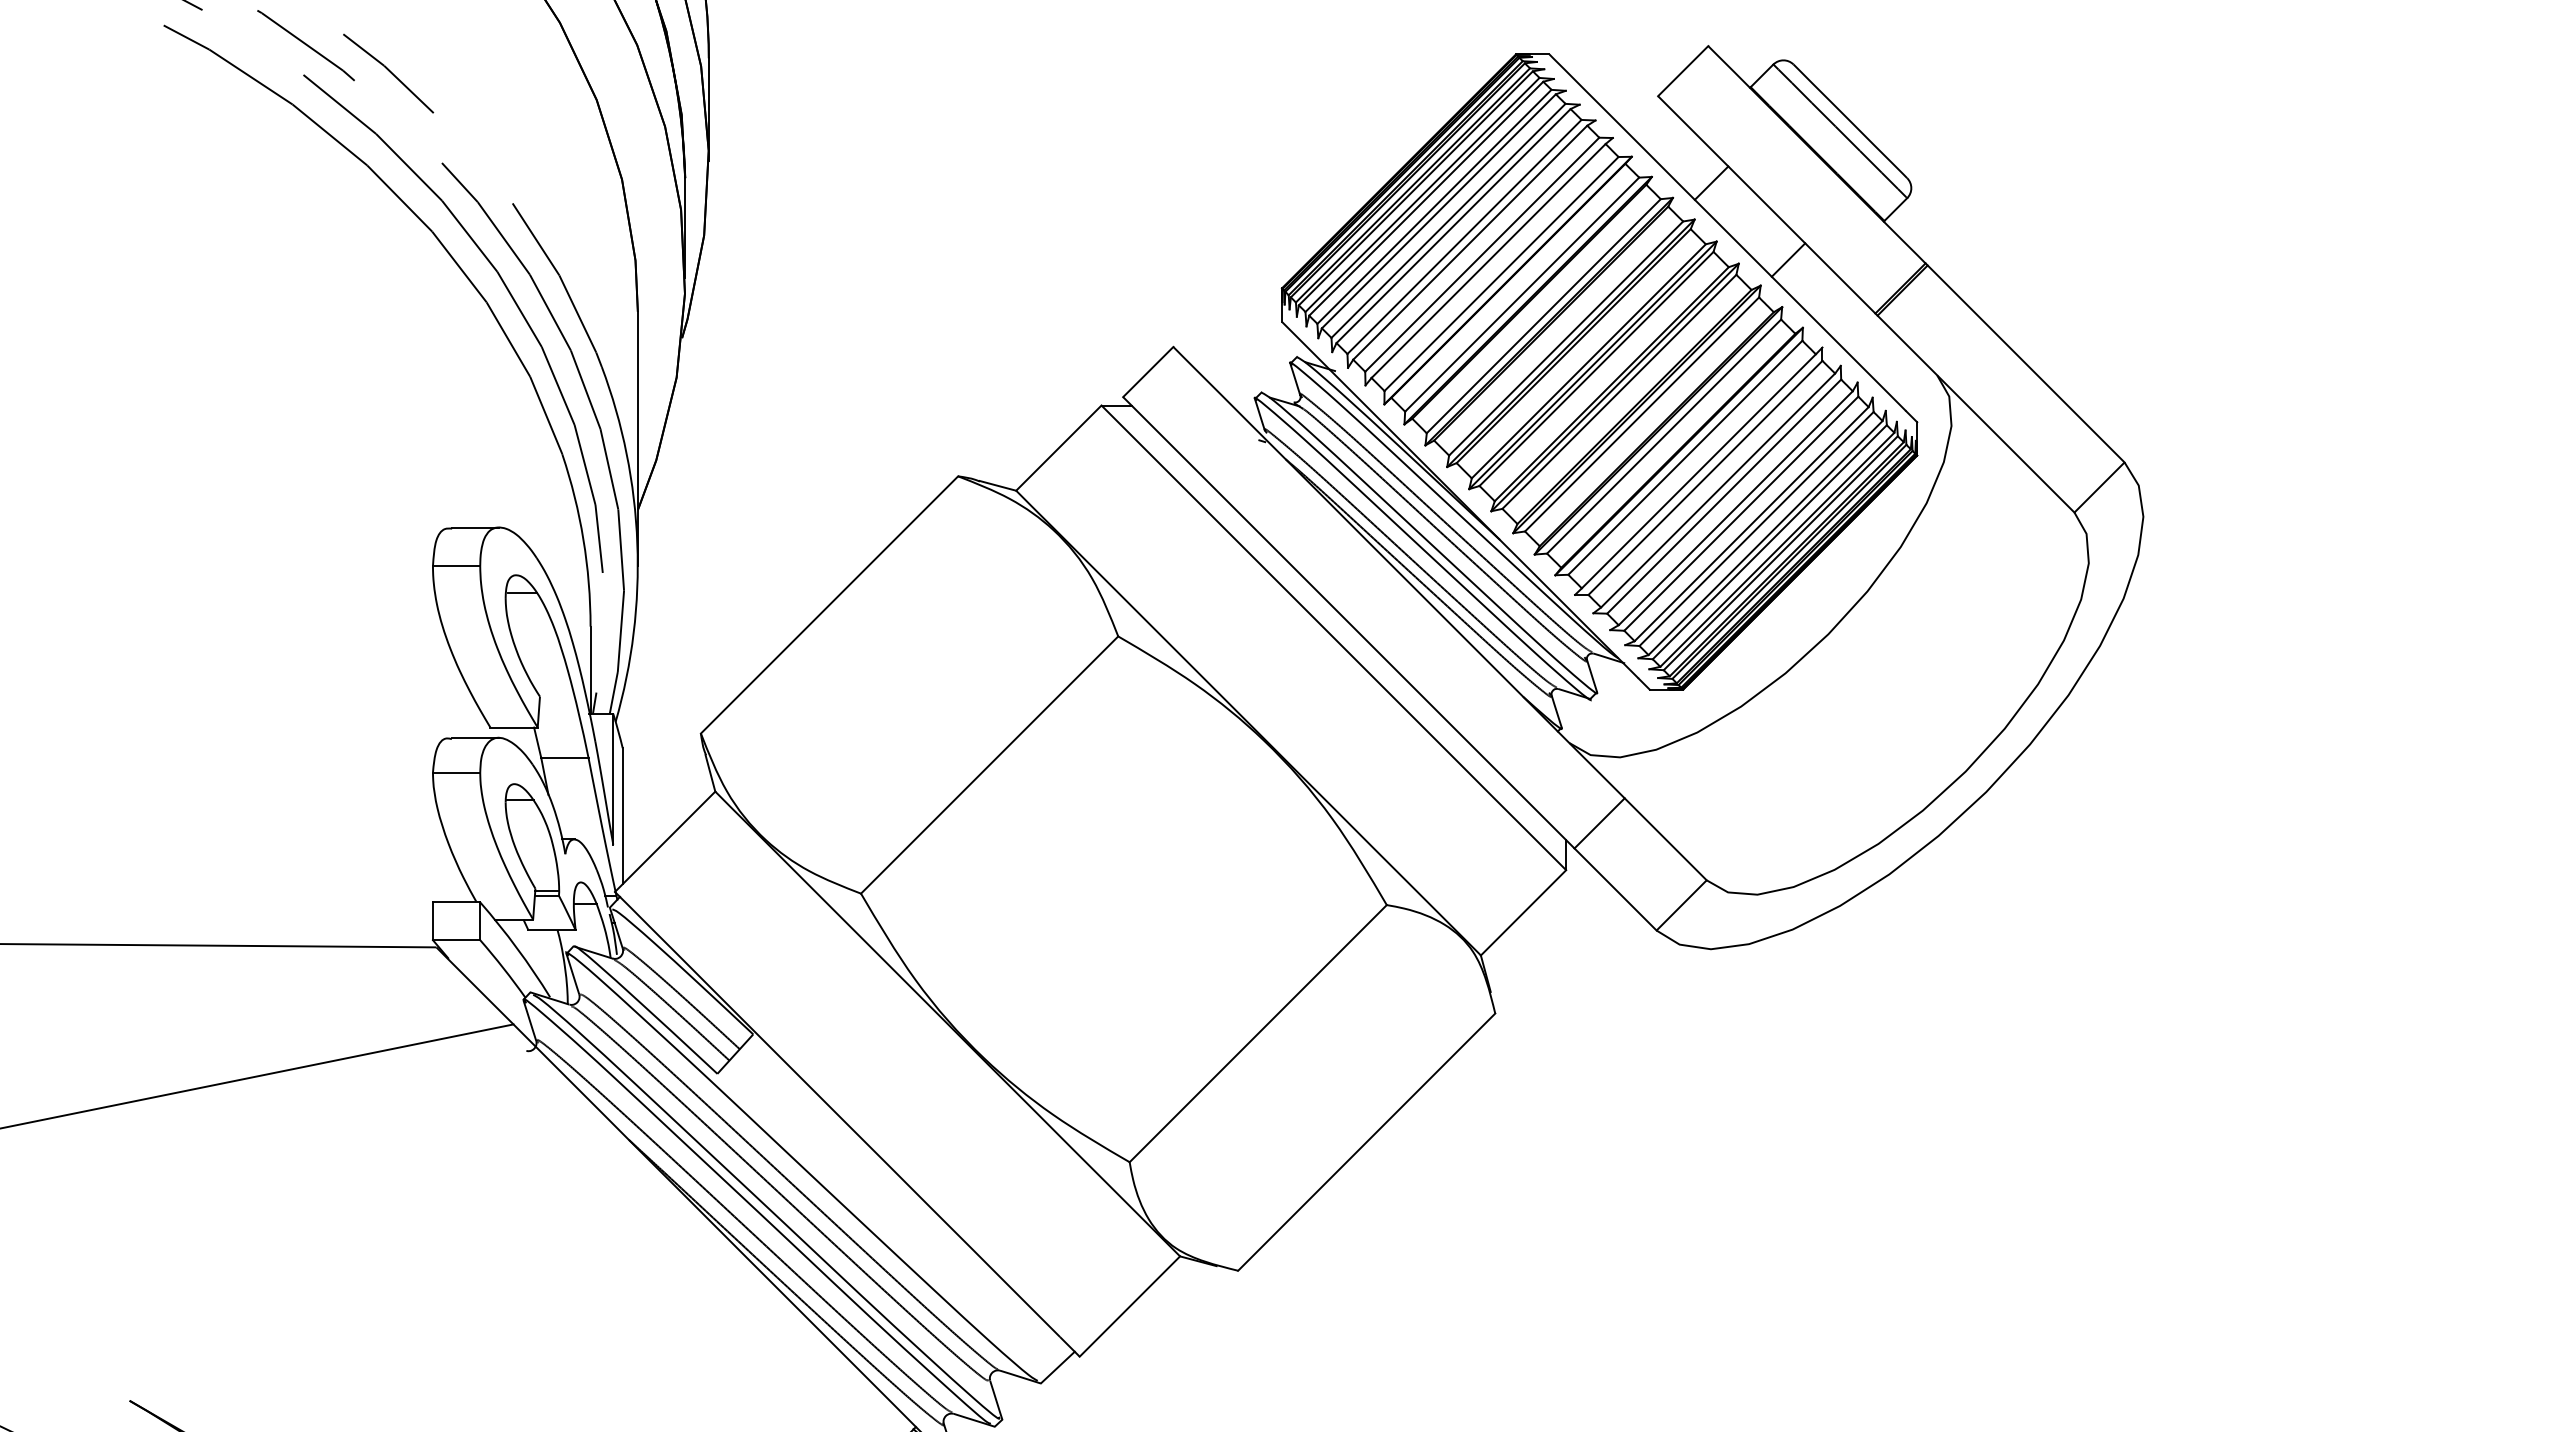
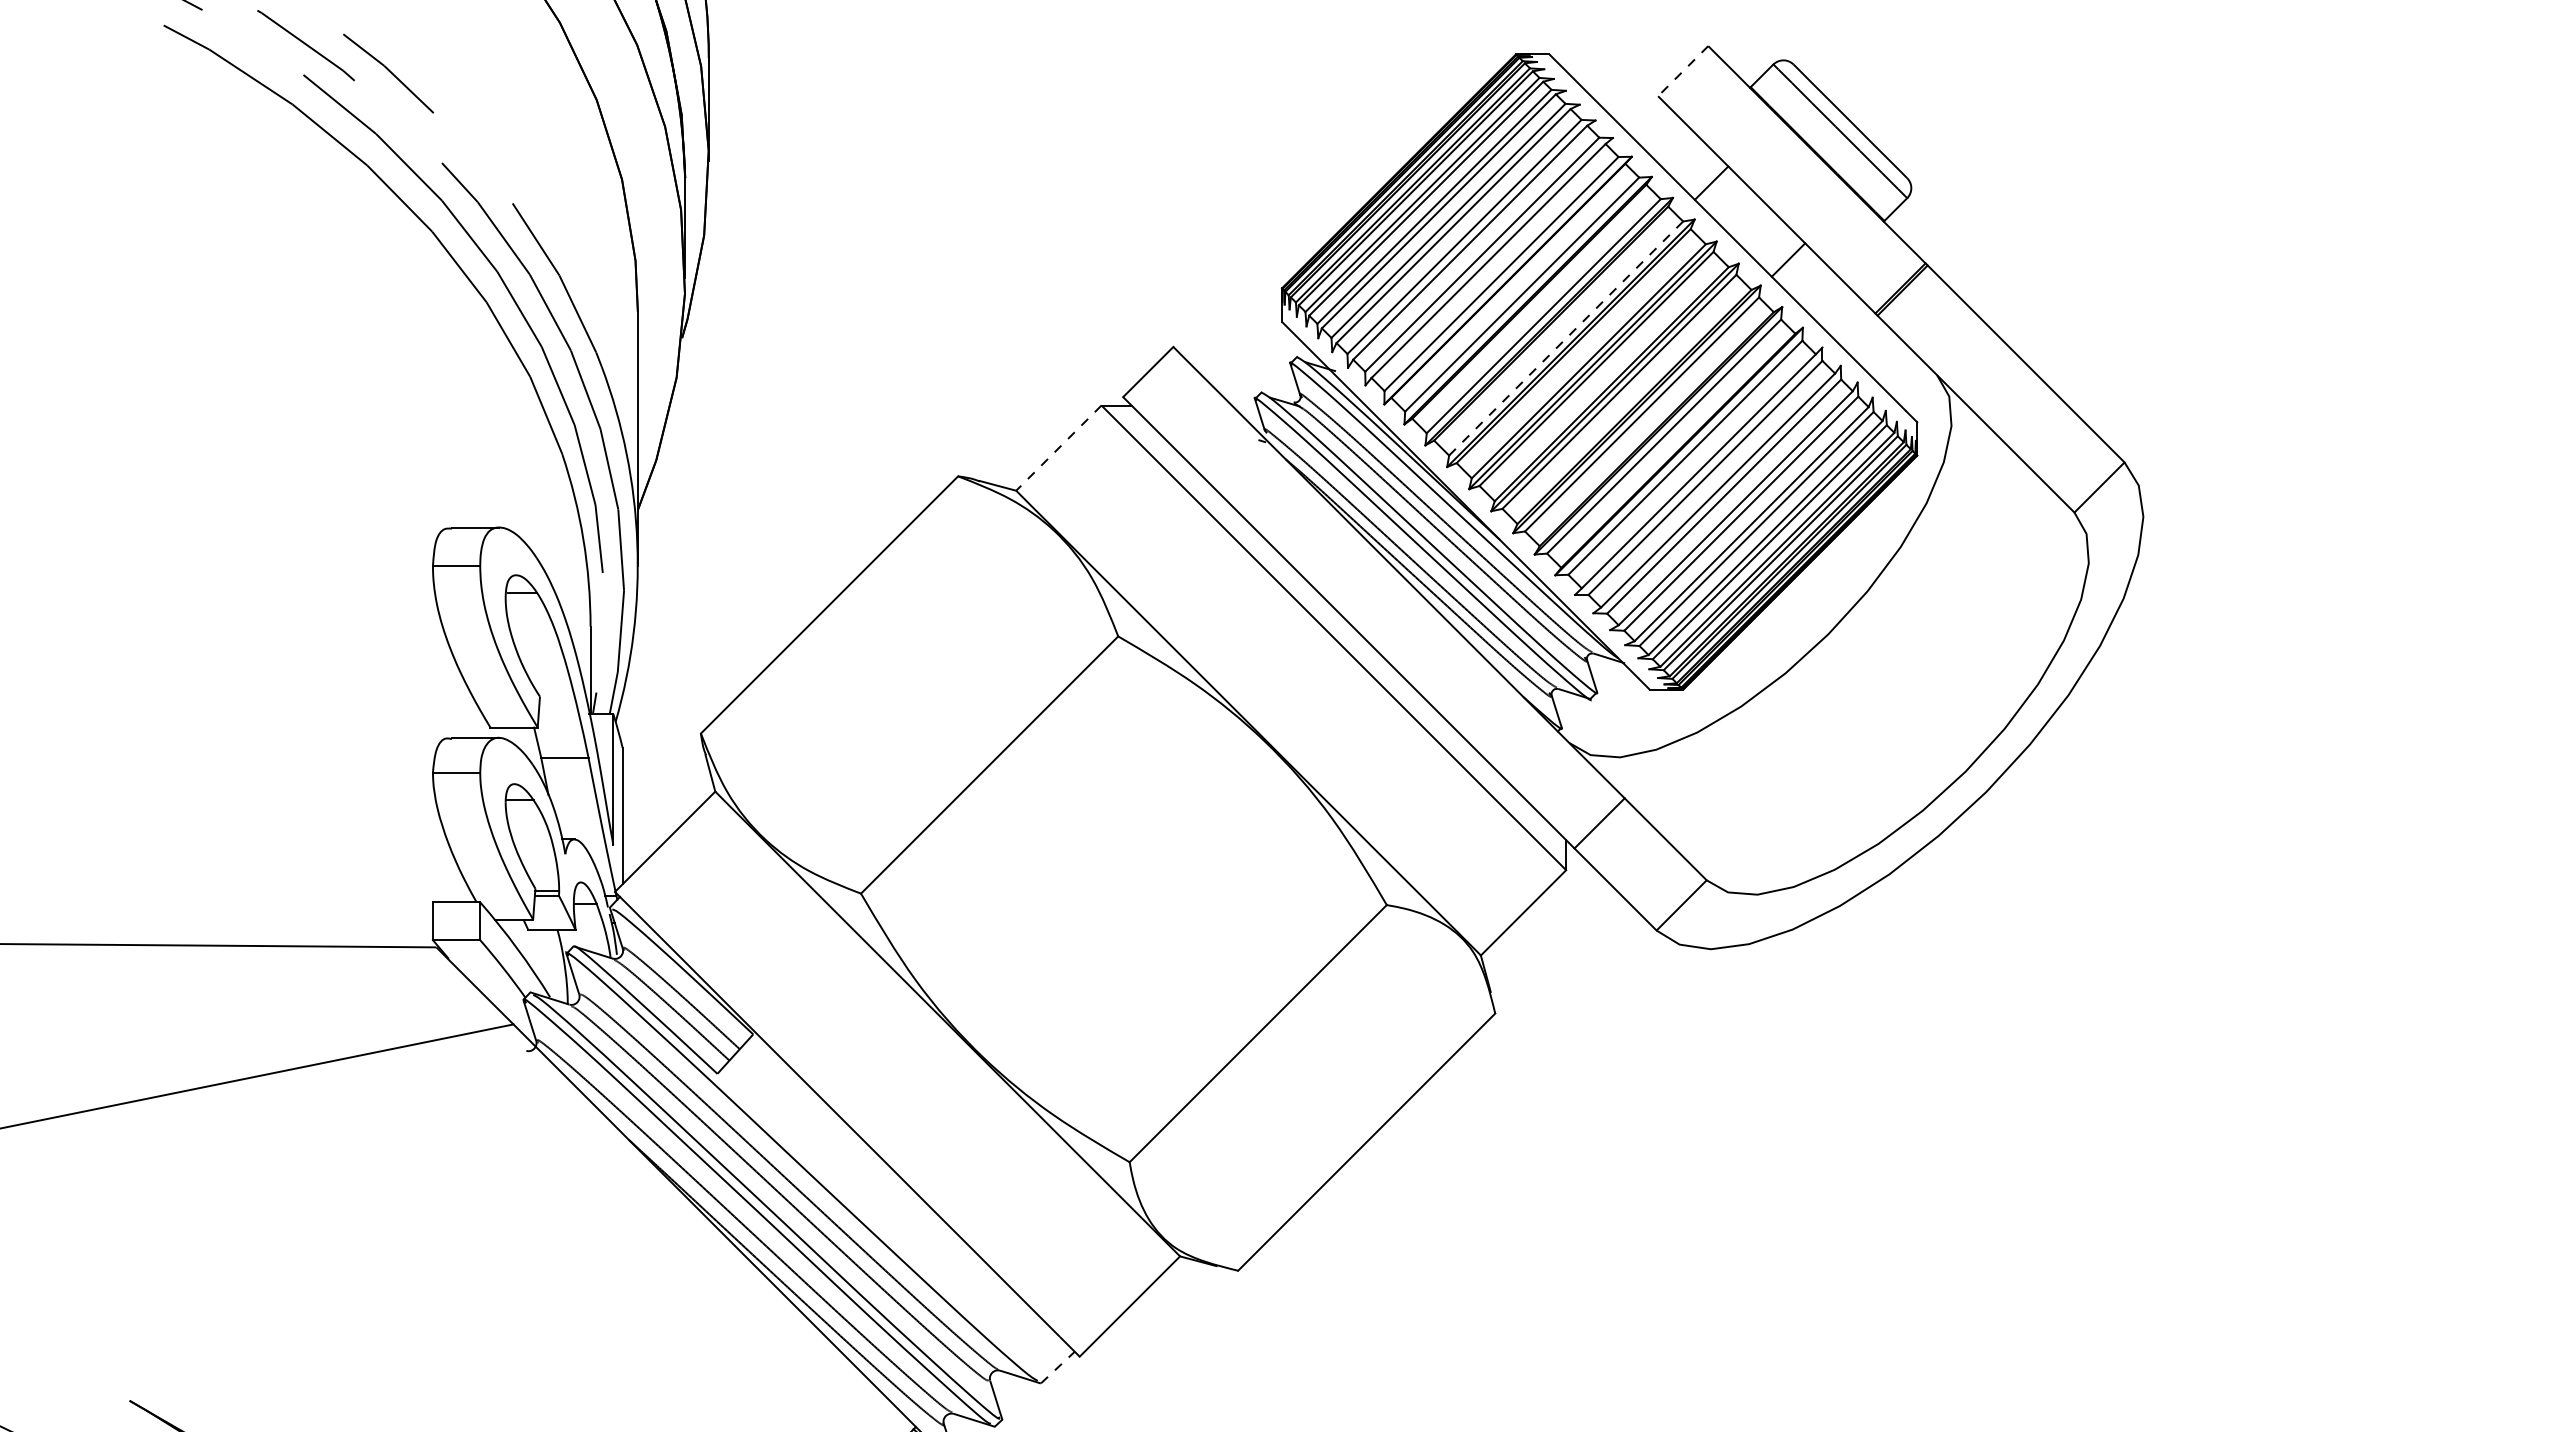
line: solid -> dashed (1682, 71)
line: solid -> dashed (1566, 338)
line: solid -> dashed (1058, 448)
line: solid -> dashed (1058, 1367)
